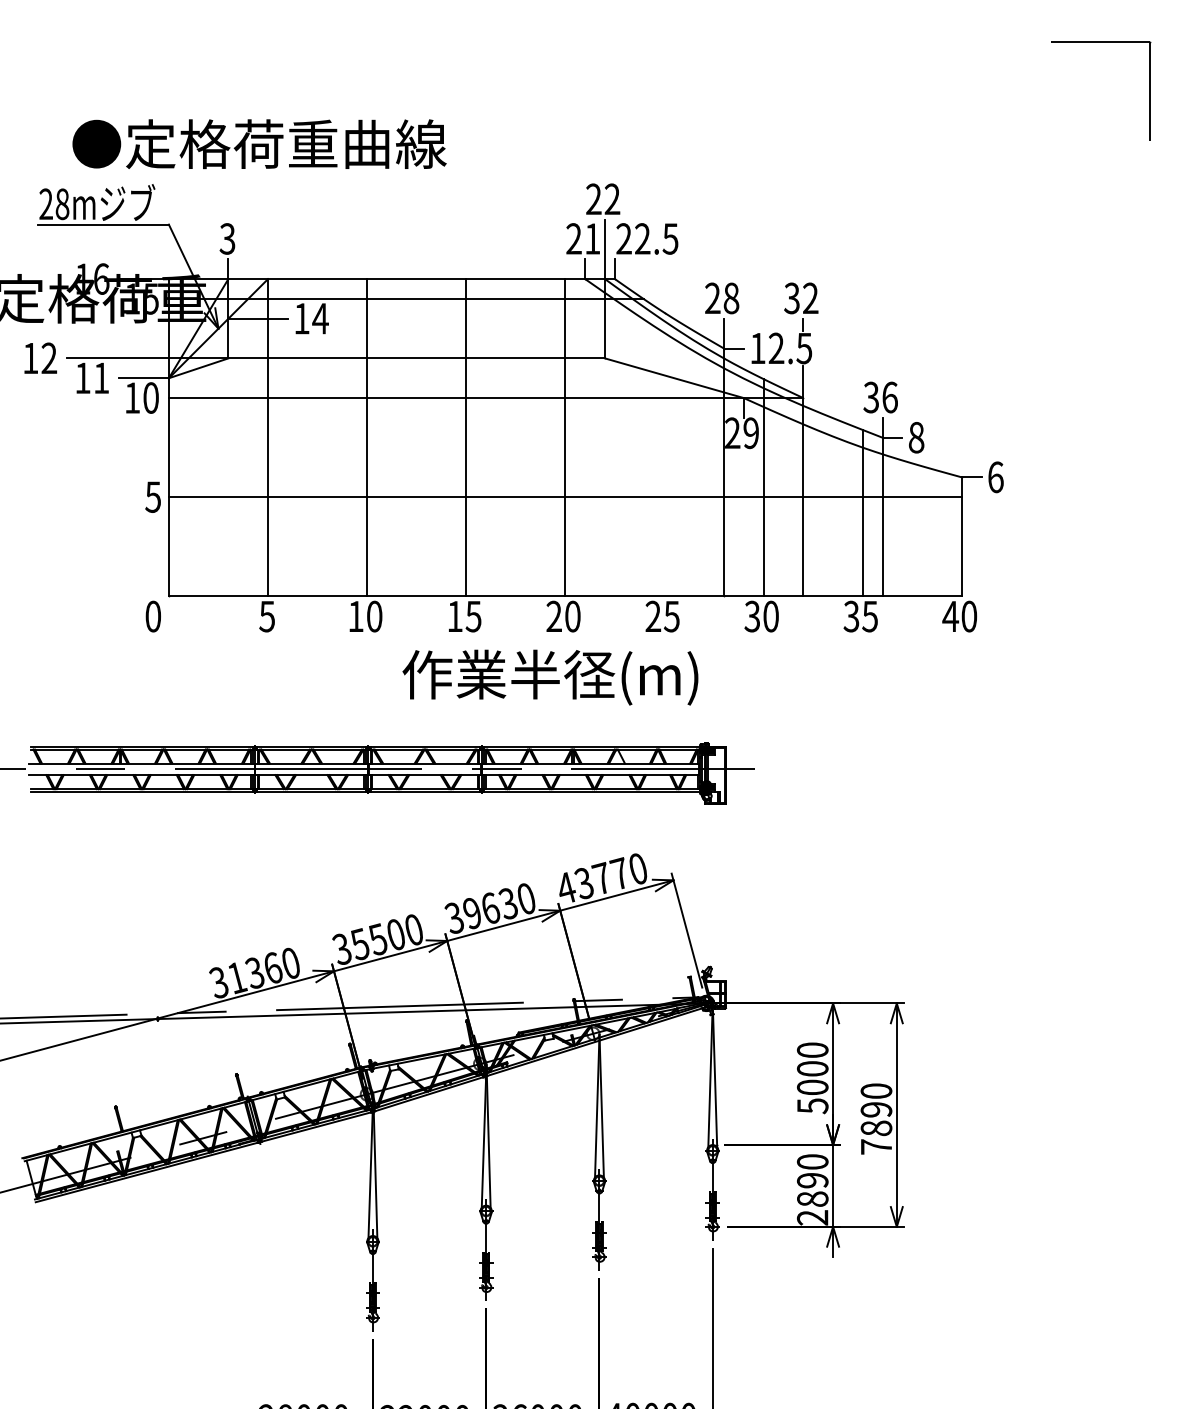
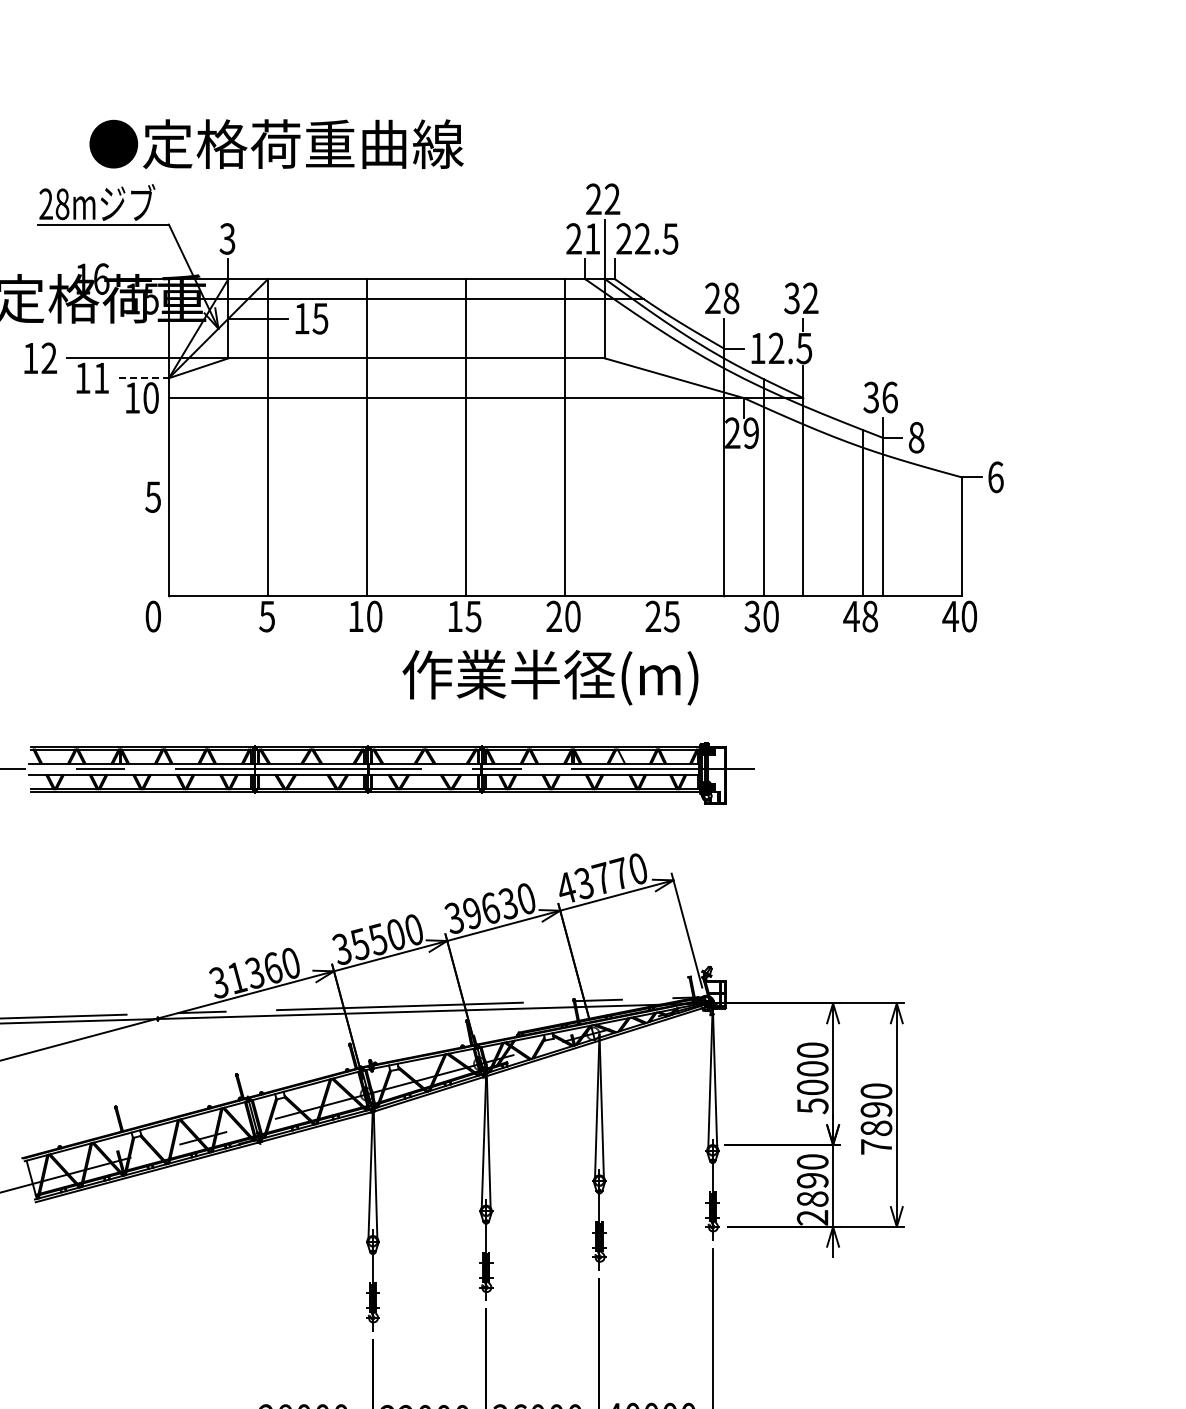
part: present -> none (1101, 42)
text position: (259, 144) -> (276, 144) (276, 144)
text: 14 -> 15 (320, 318)
line: solid -> dashed (144, 378)
line: present -> none (564, 497)
text: 35 -> 48 (860, 616)
